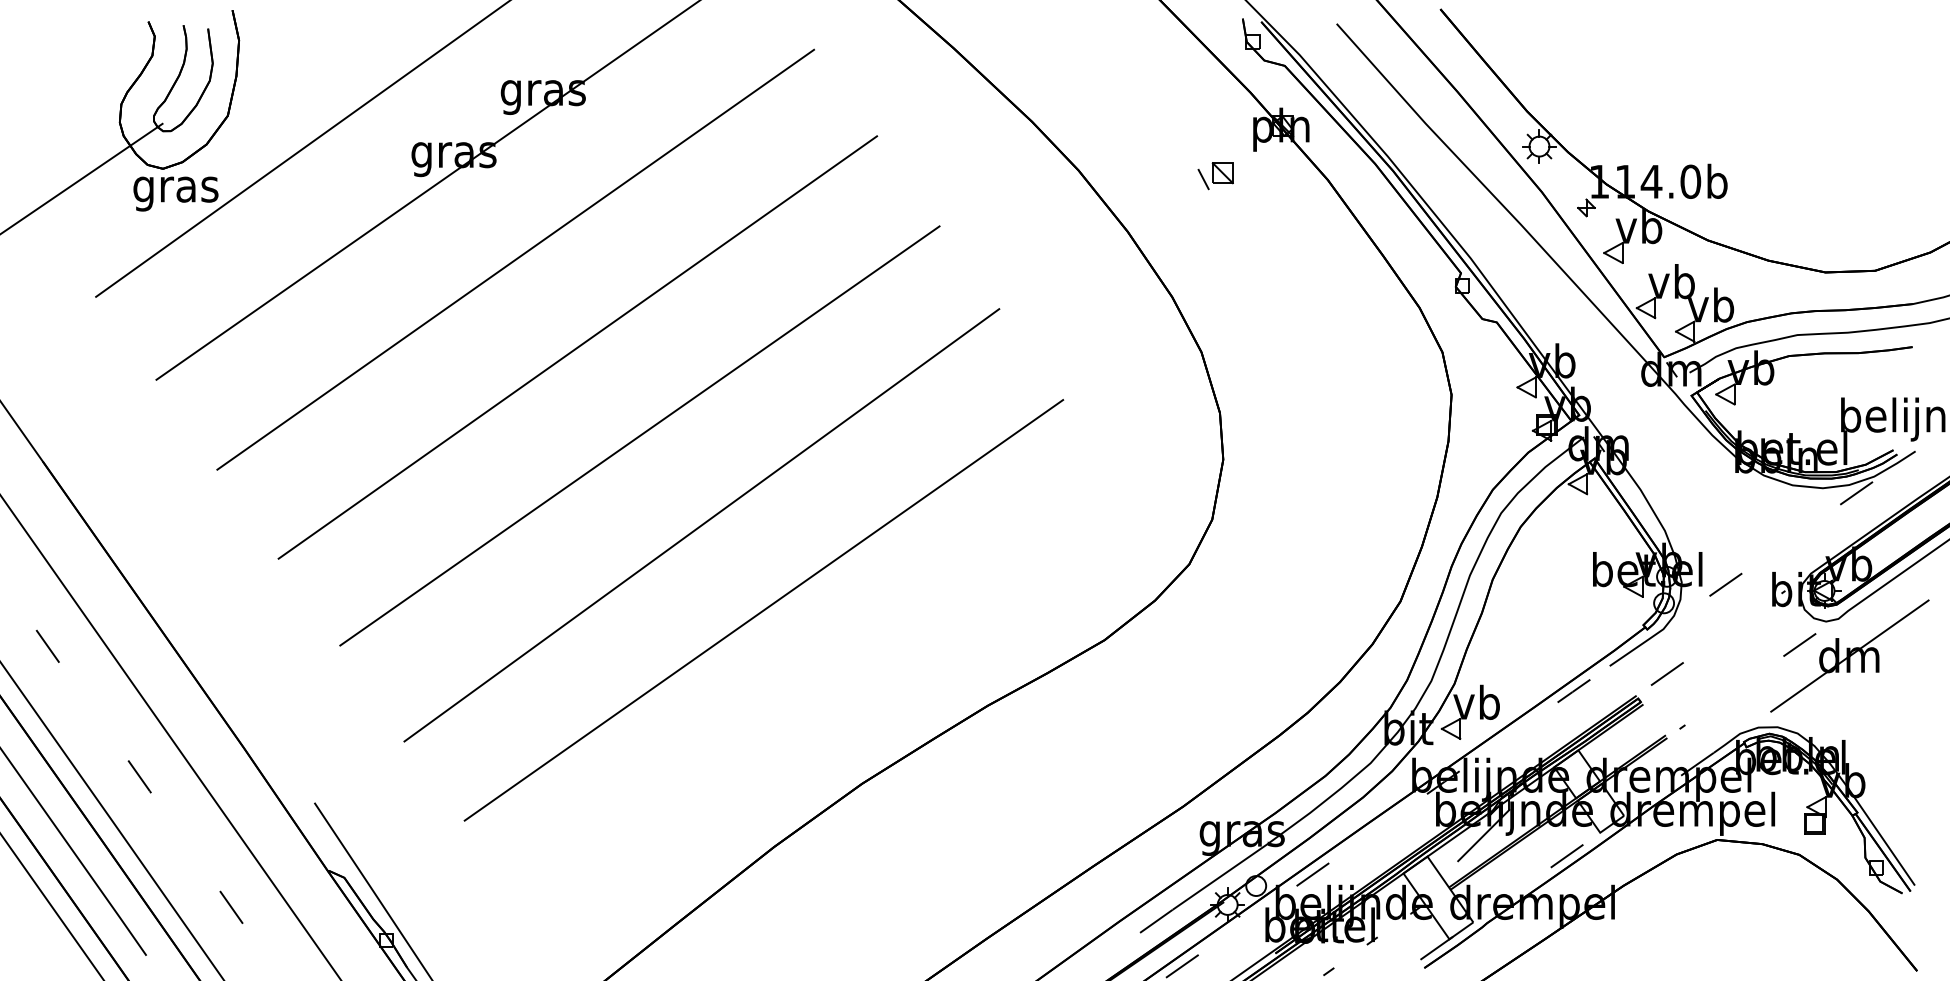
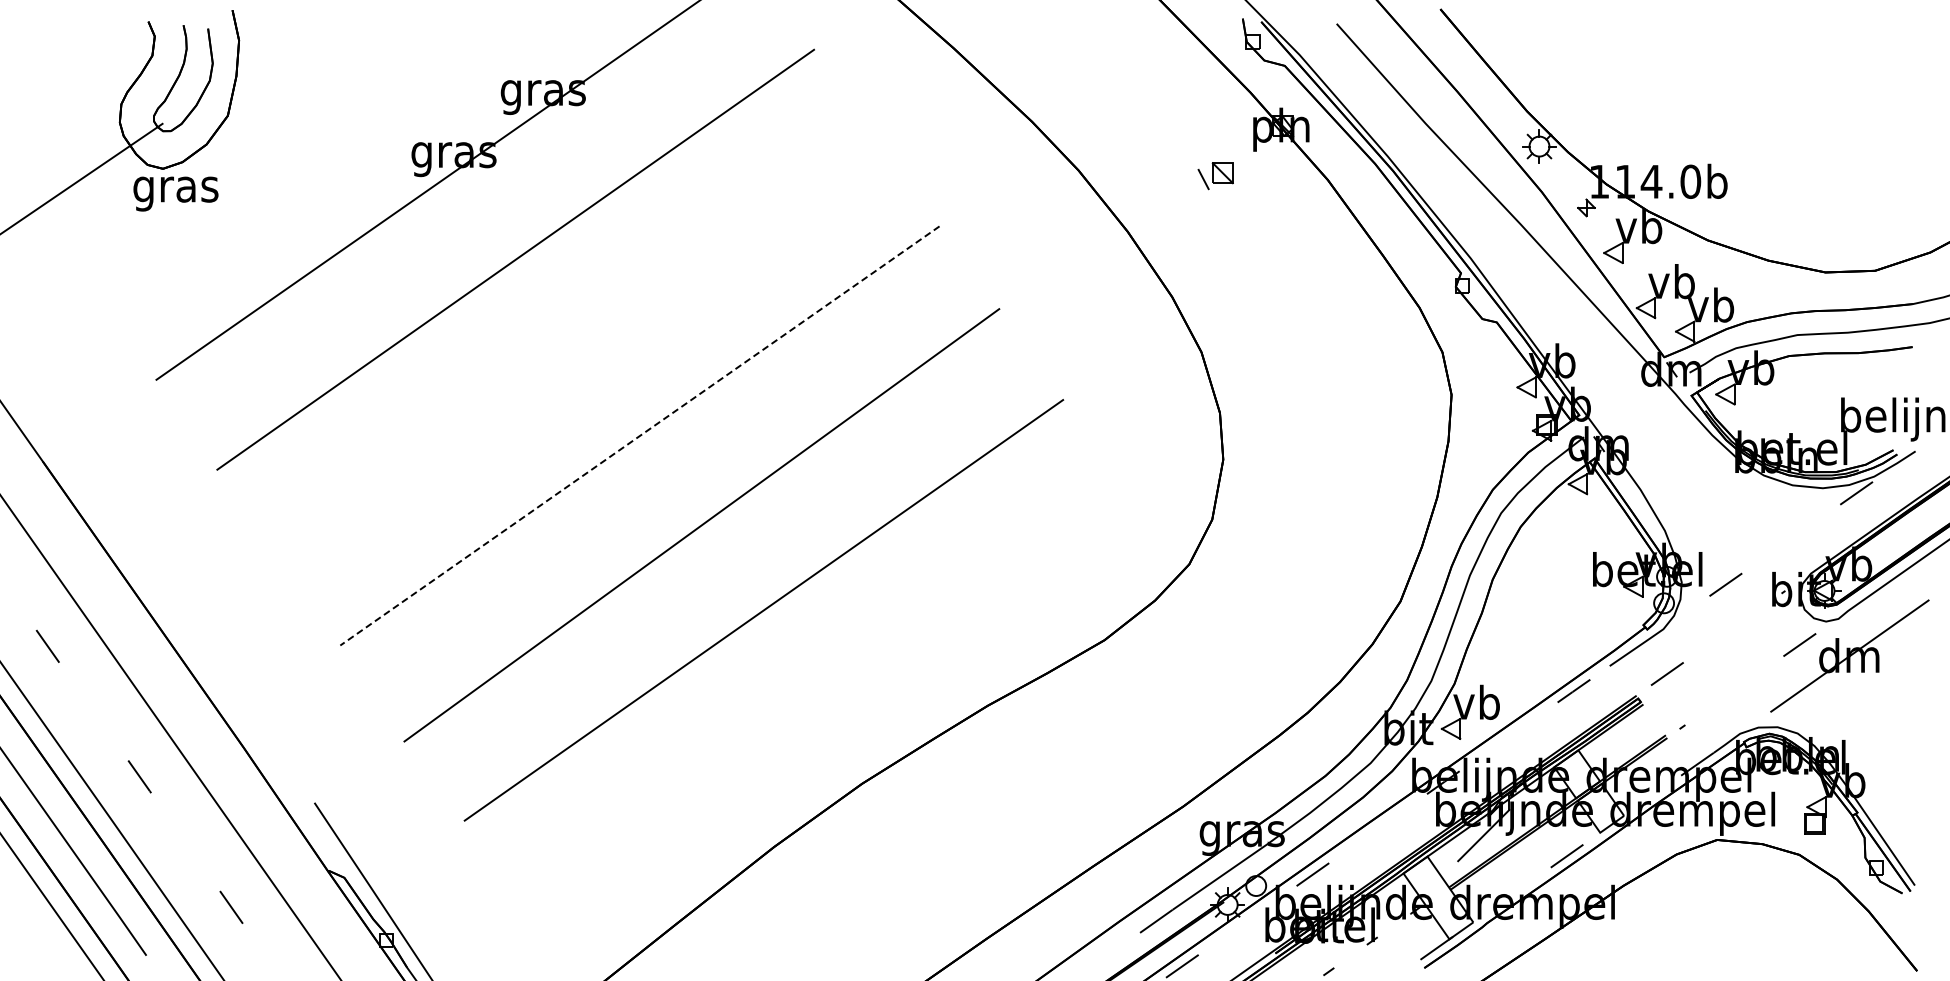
line: present -> none (301, 149)
line: present -> none (577, 347)
line: solid -> dashed (639, 435)
